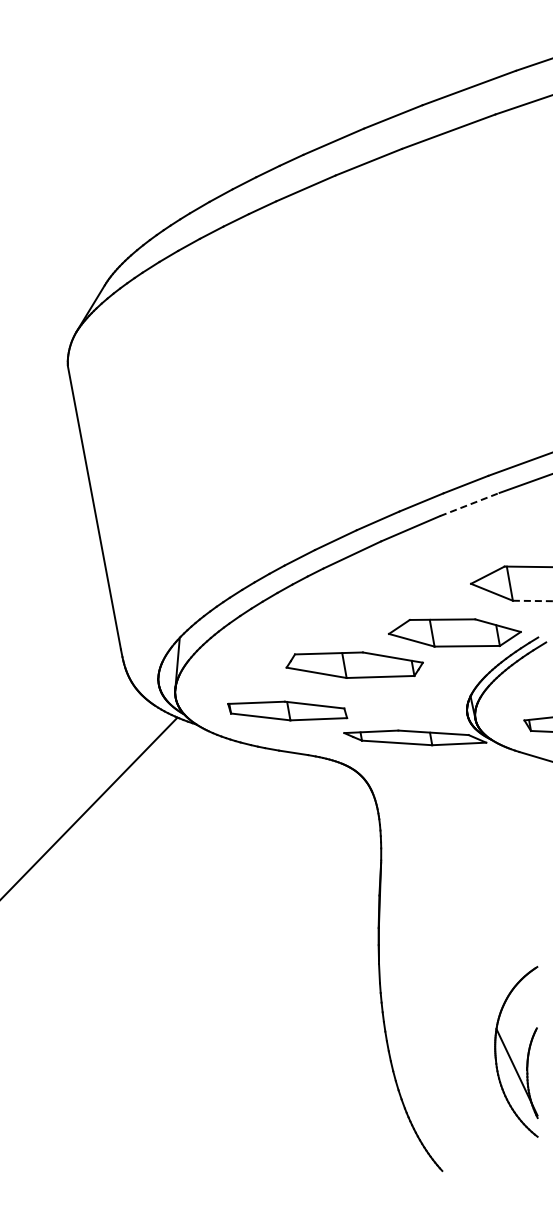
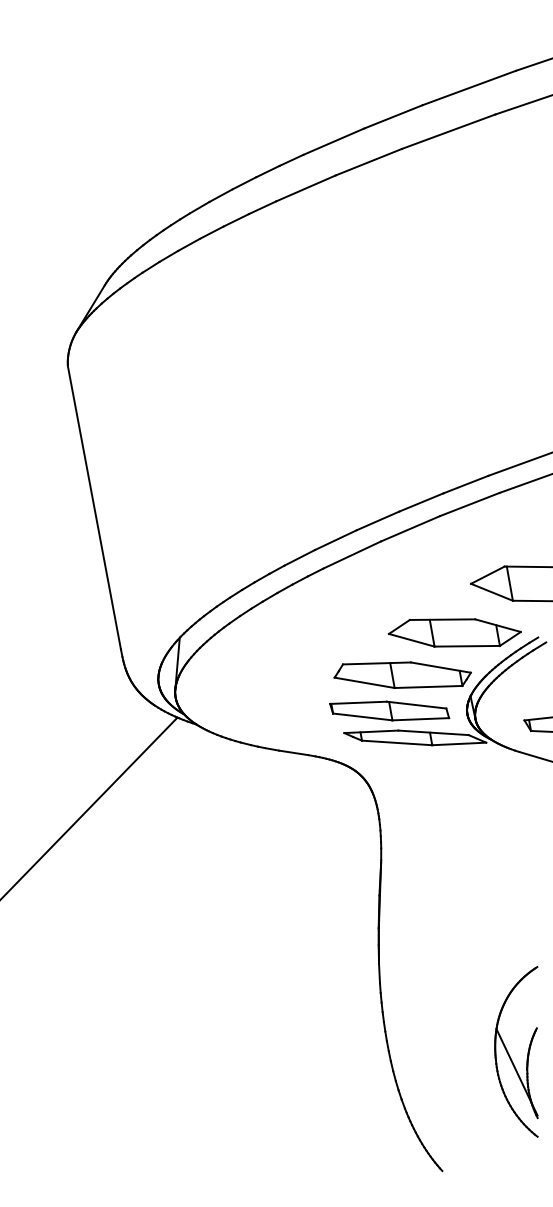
line: dashed -> solid (470, 504)
line: dashed -> solid (532, 600)
part position: (354, 664) -> (402, 674) (402, 674)
part position: (287, 710) -> (389, 710) (389, 710)
